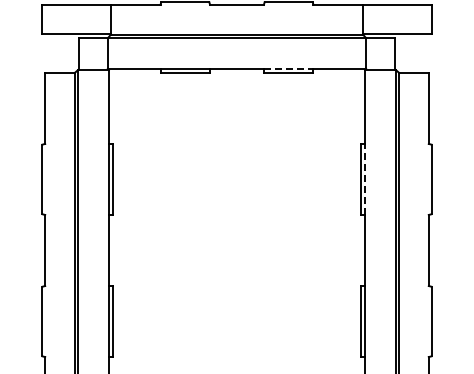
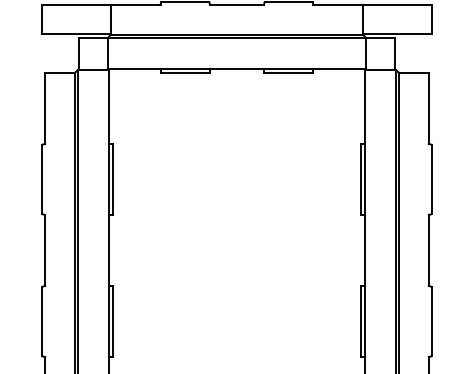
line: dashed -> solid (288, 68)
line: dashed -> solid (365, 179)
